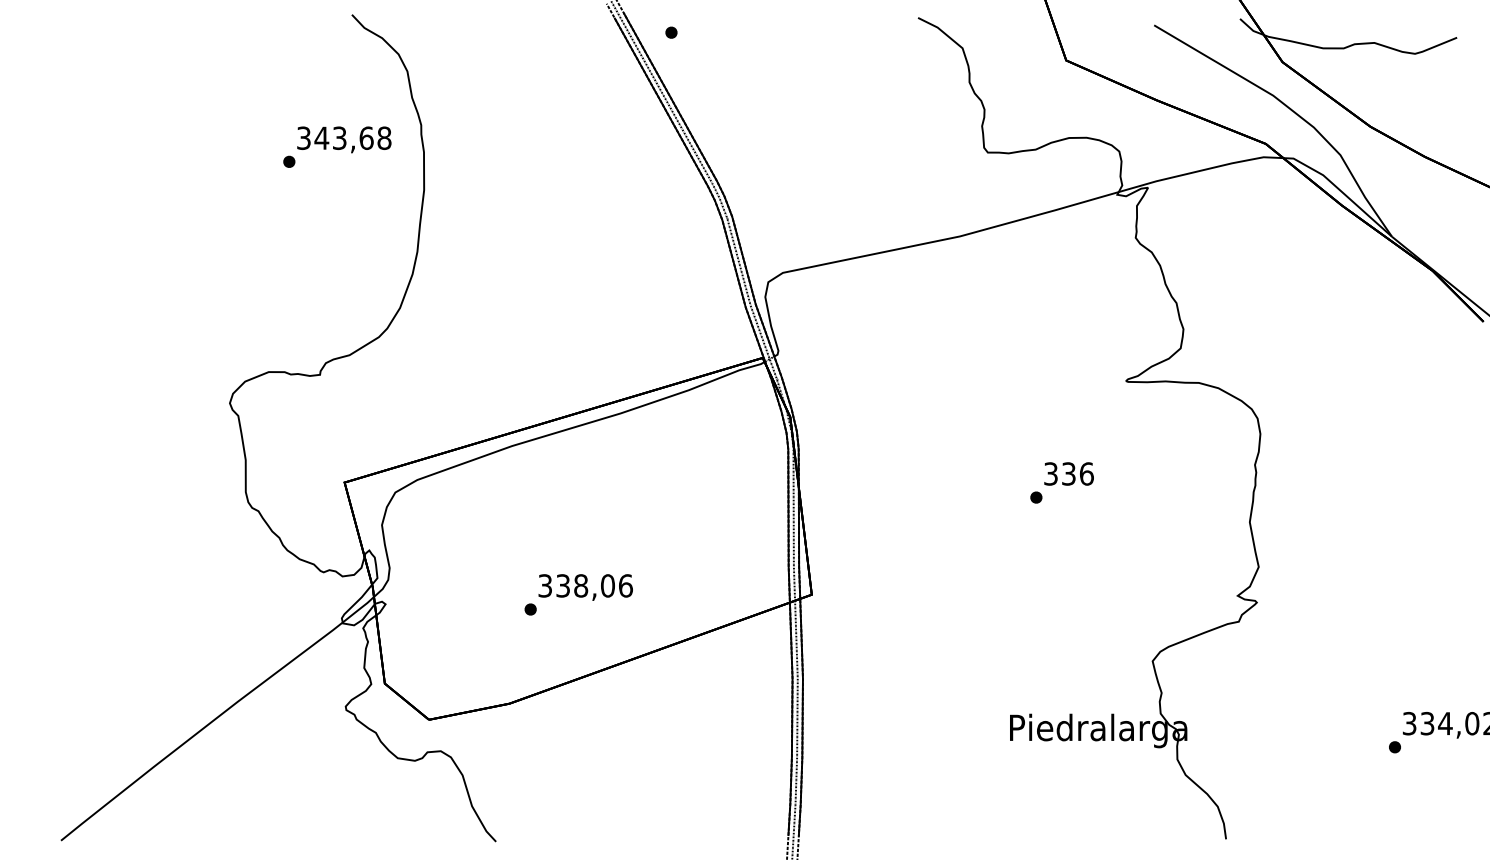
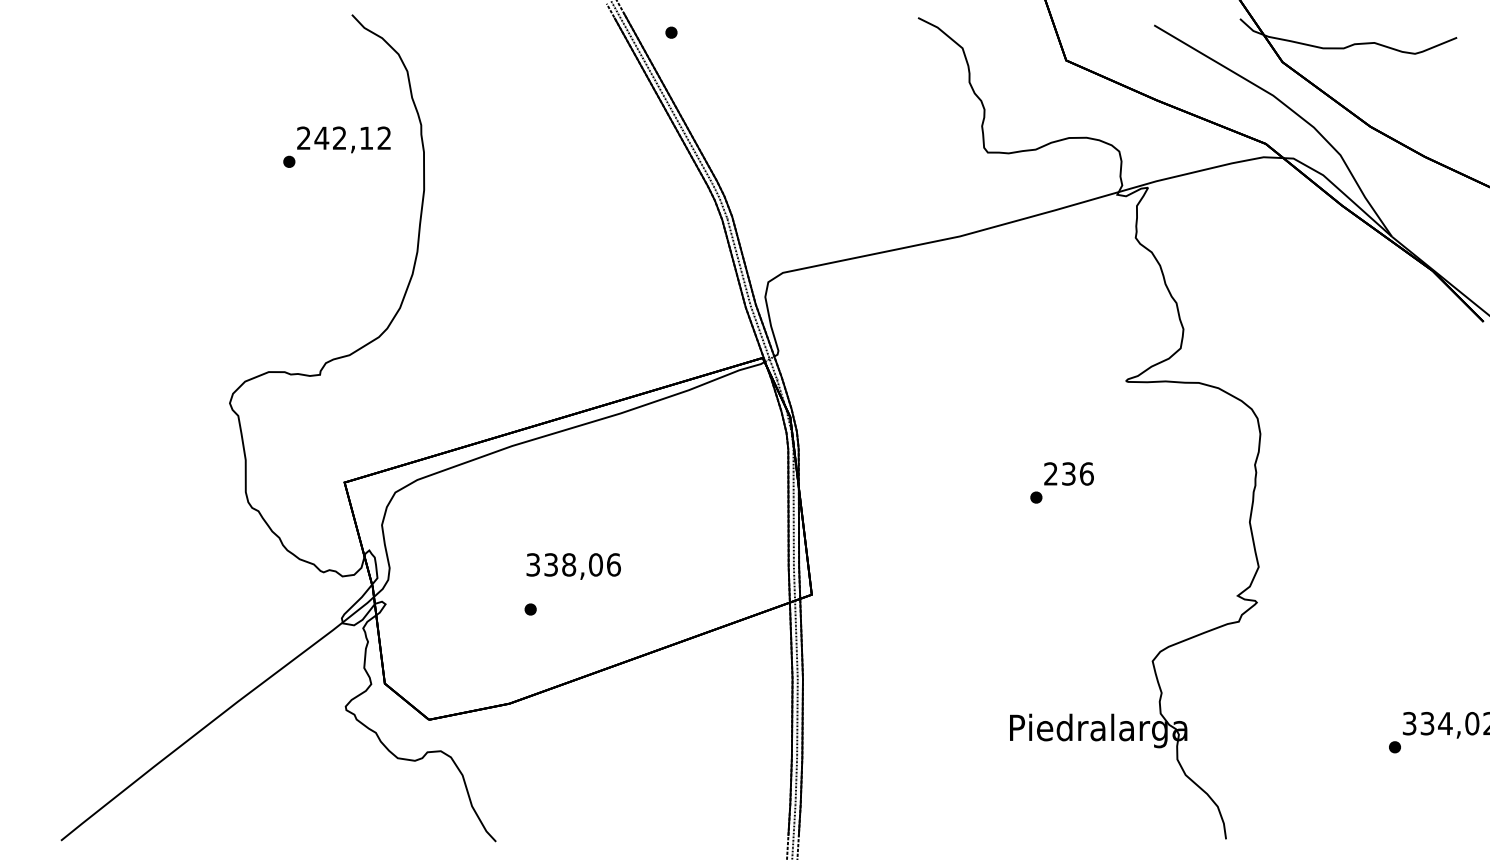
text: 343,68 -> 242,12 (344, 138)
text: 336 -> 236 (1050, 473)
text position: (585, 587) -> (573, 566) (573, 566)
